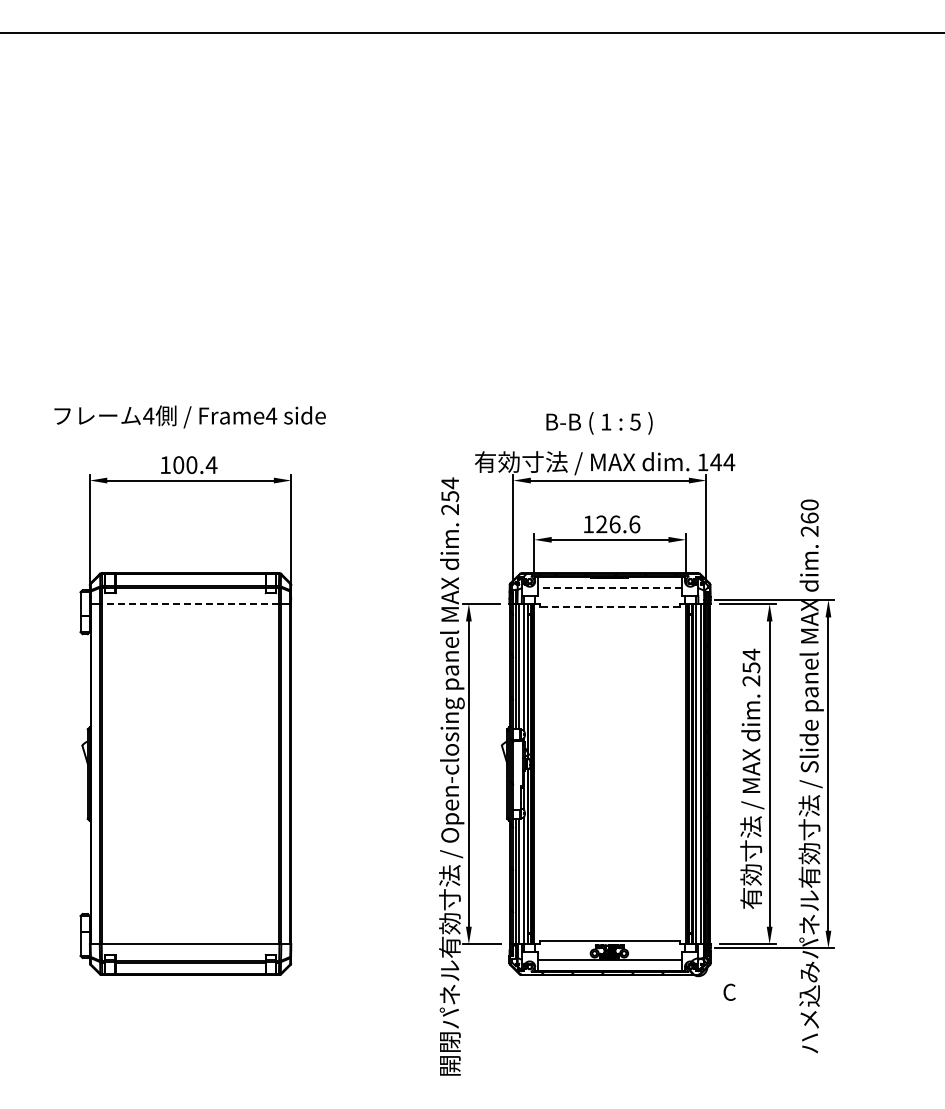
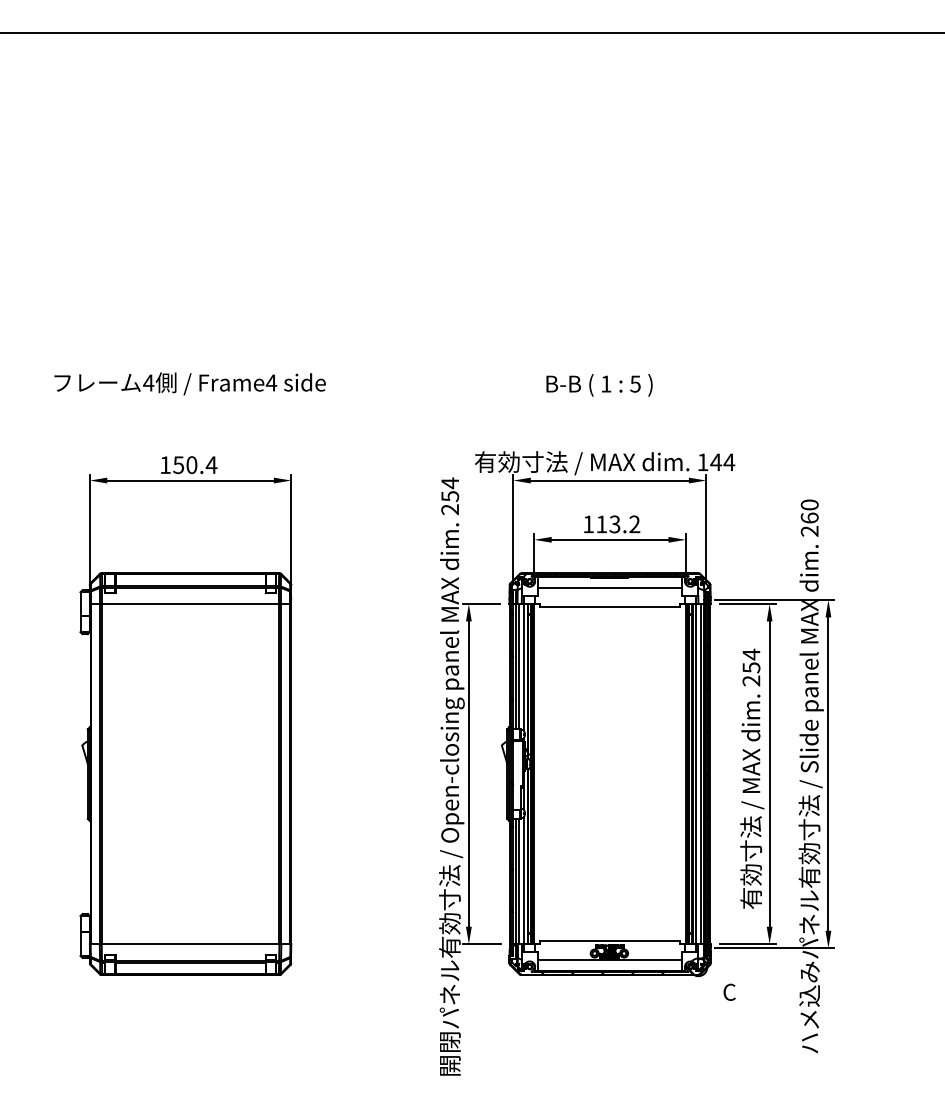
text position: (189, 416) -> (189, 383) (189, 383)
text position: (599, 423) -> (599, 385) (599, 385)
text: 100.4 -> 150.4 (178, 464)
text: 126.6 -> 113.2 (618, 524)
line: dashed -> solid (609, 588)
line: dashed -> solid (190, 604)
line: dashed -> solid (609, 606)
